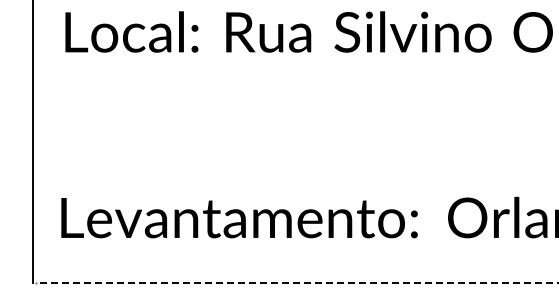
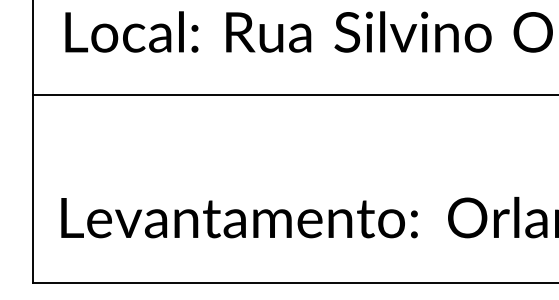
line: none -> present (294, 95)
line: dashed -> solid (295, 282)
